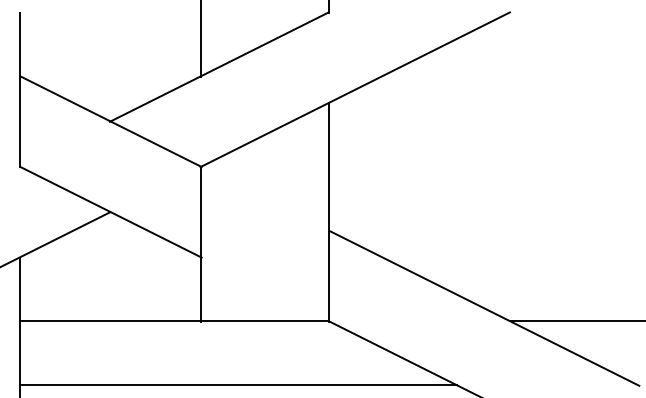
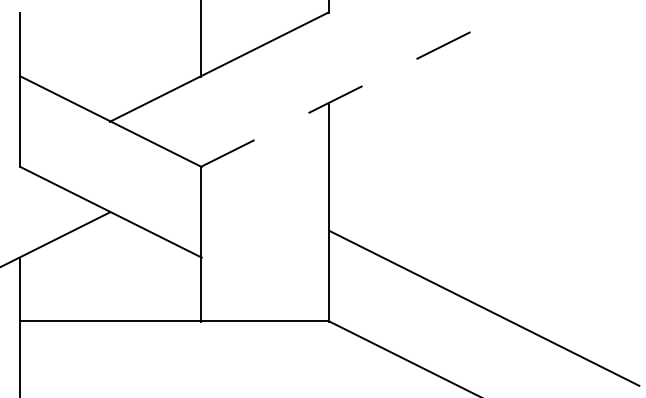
line: solid -> dashed (355, 89)
line: present -> none (576, 321)
line: present -> none (238, 385)
